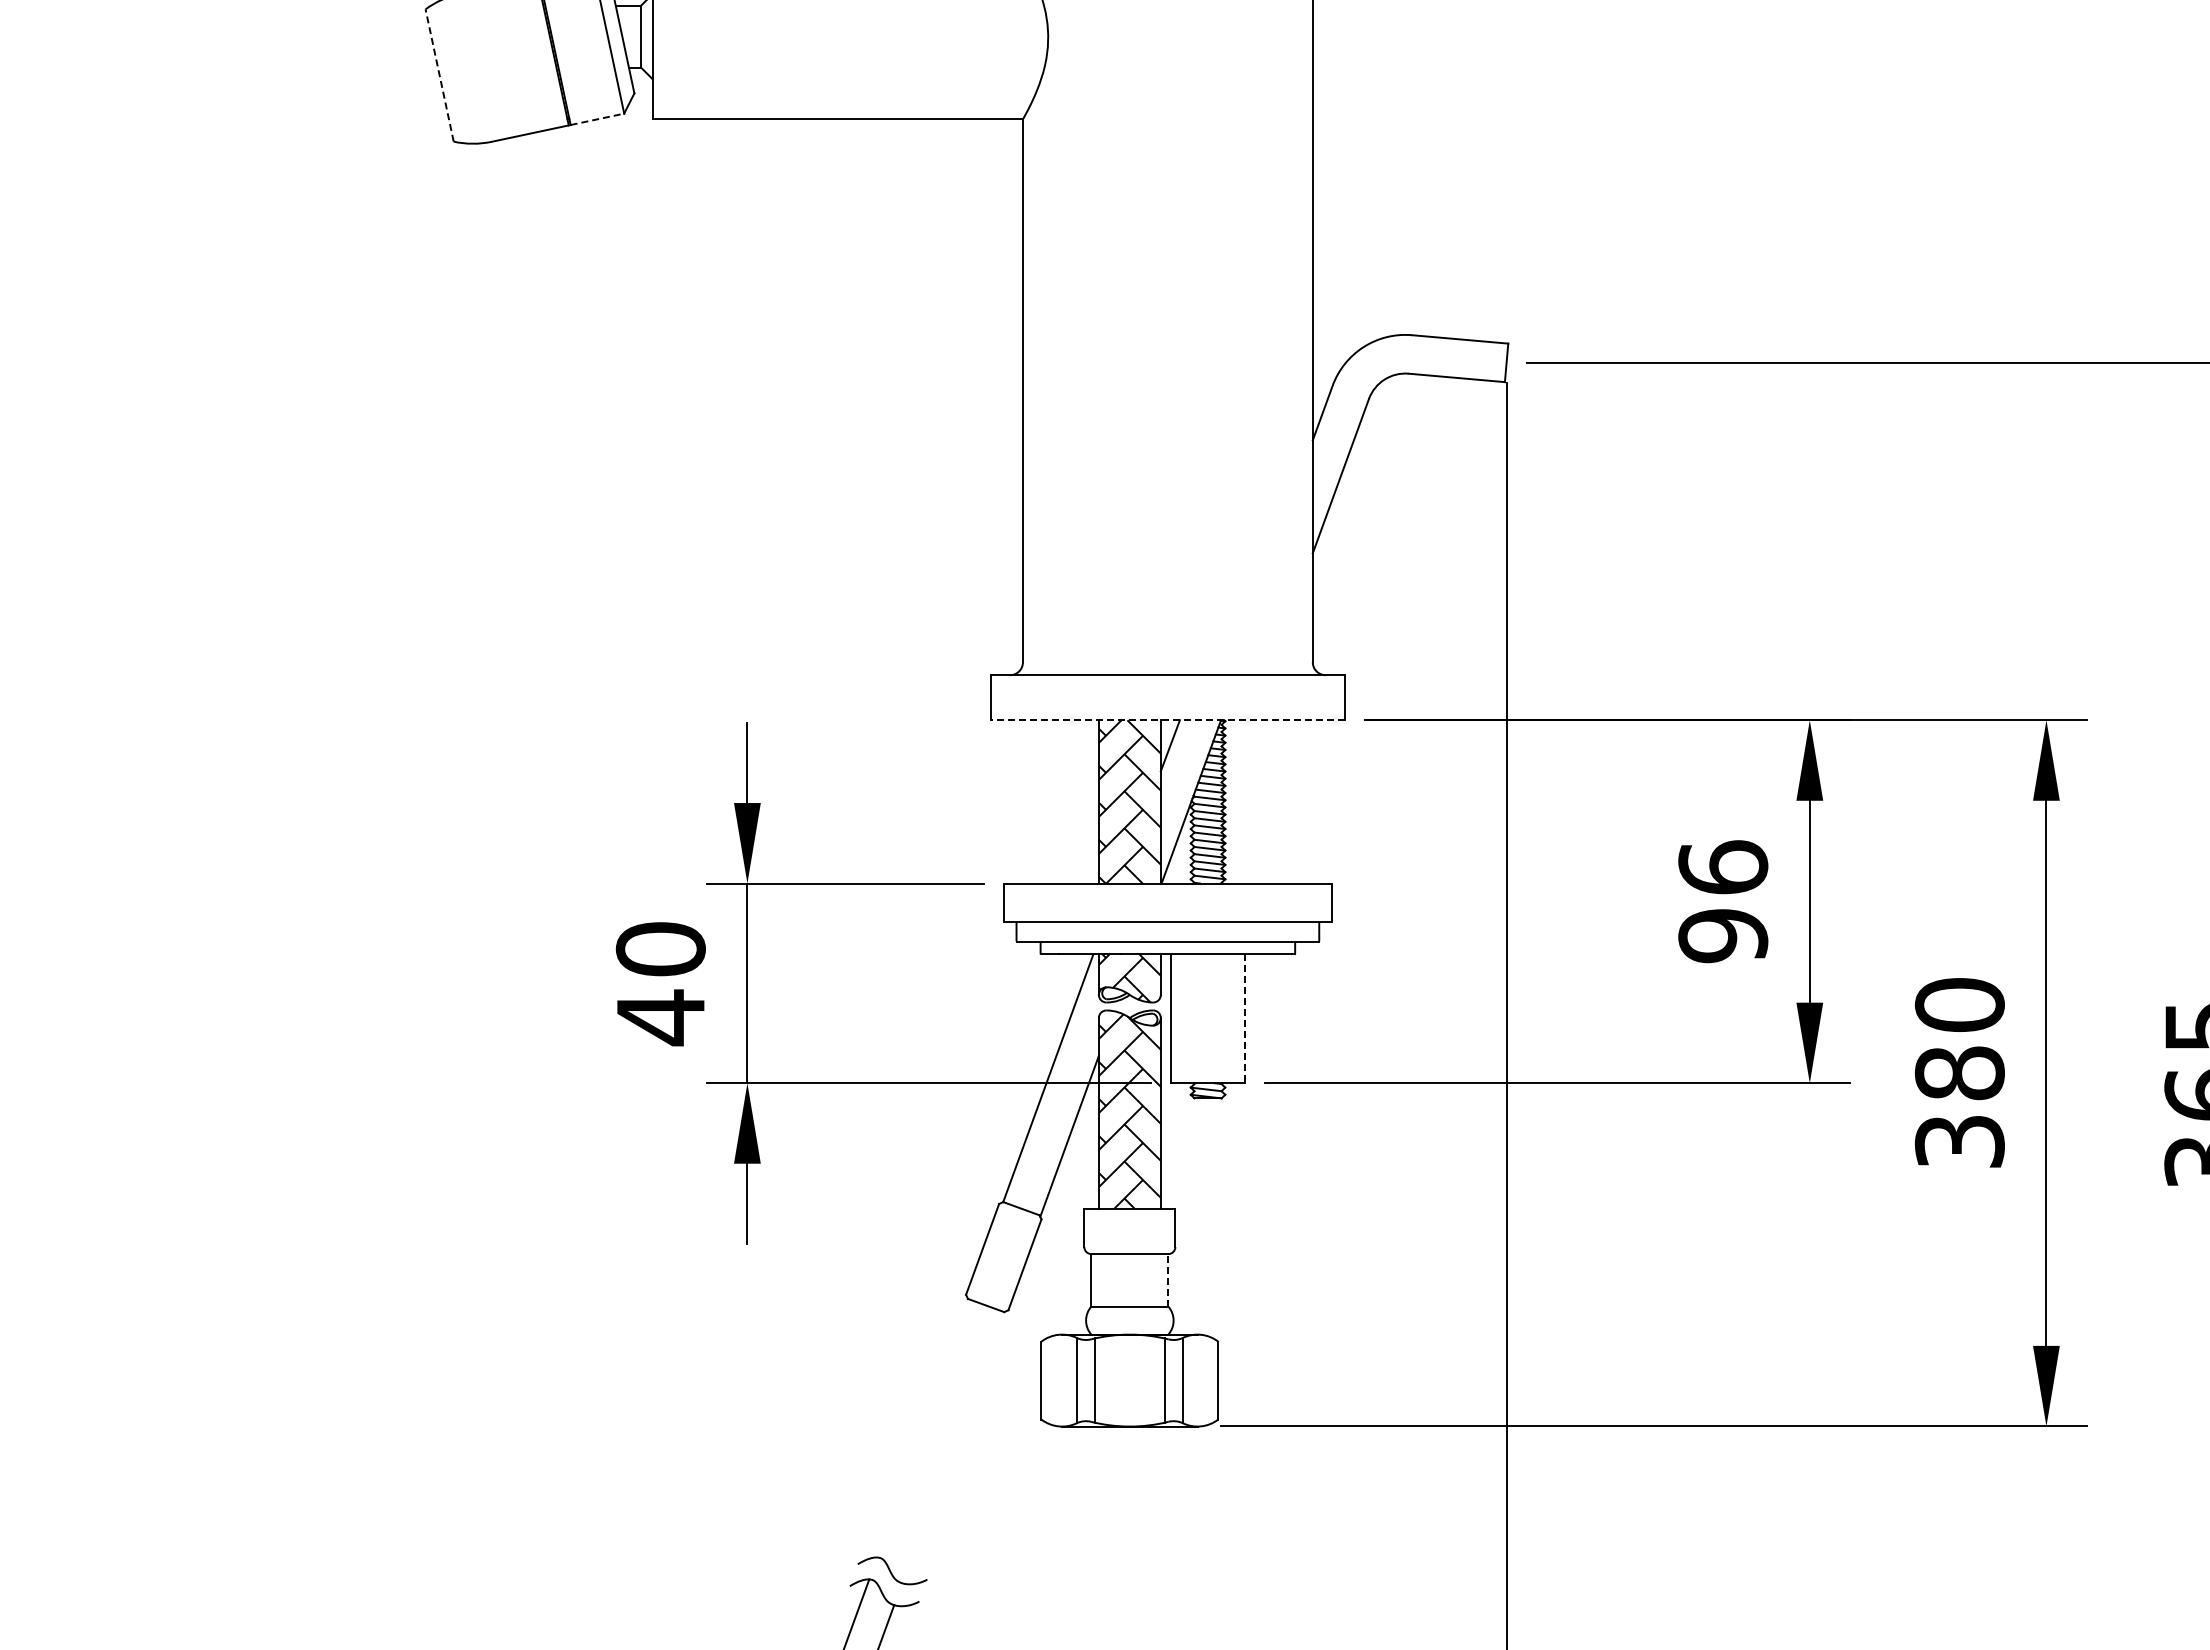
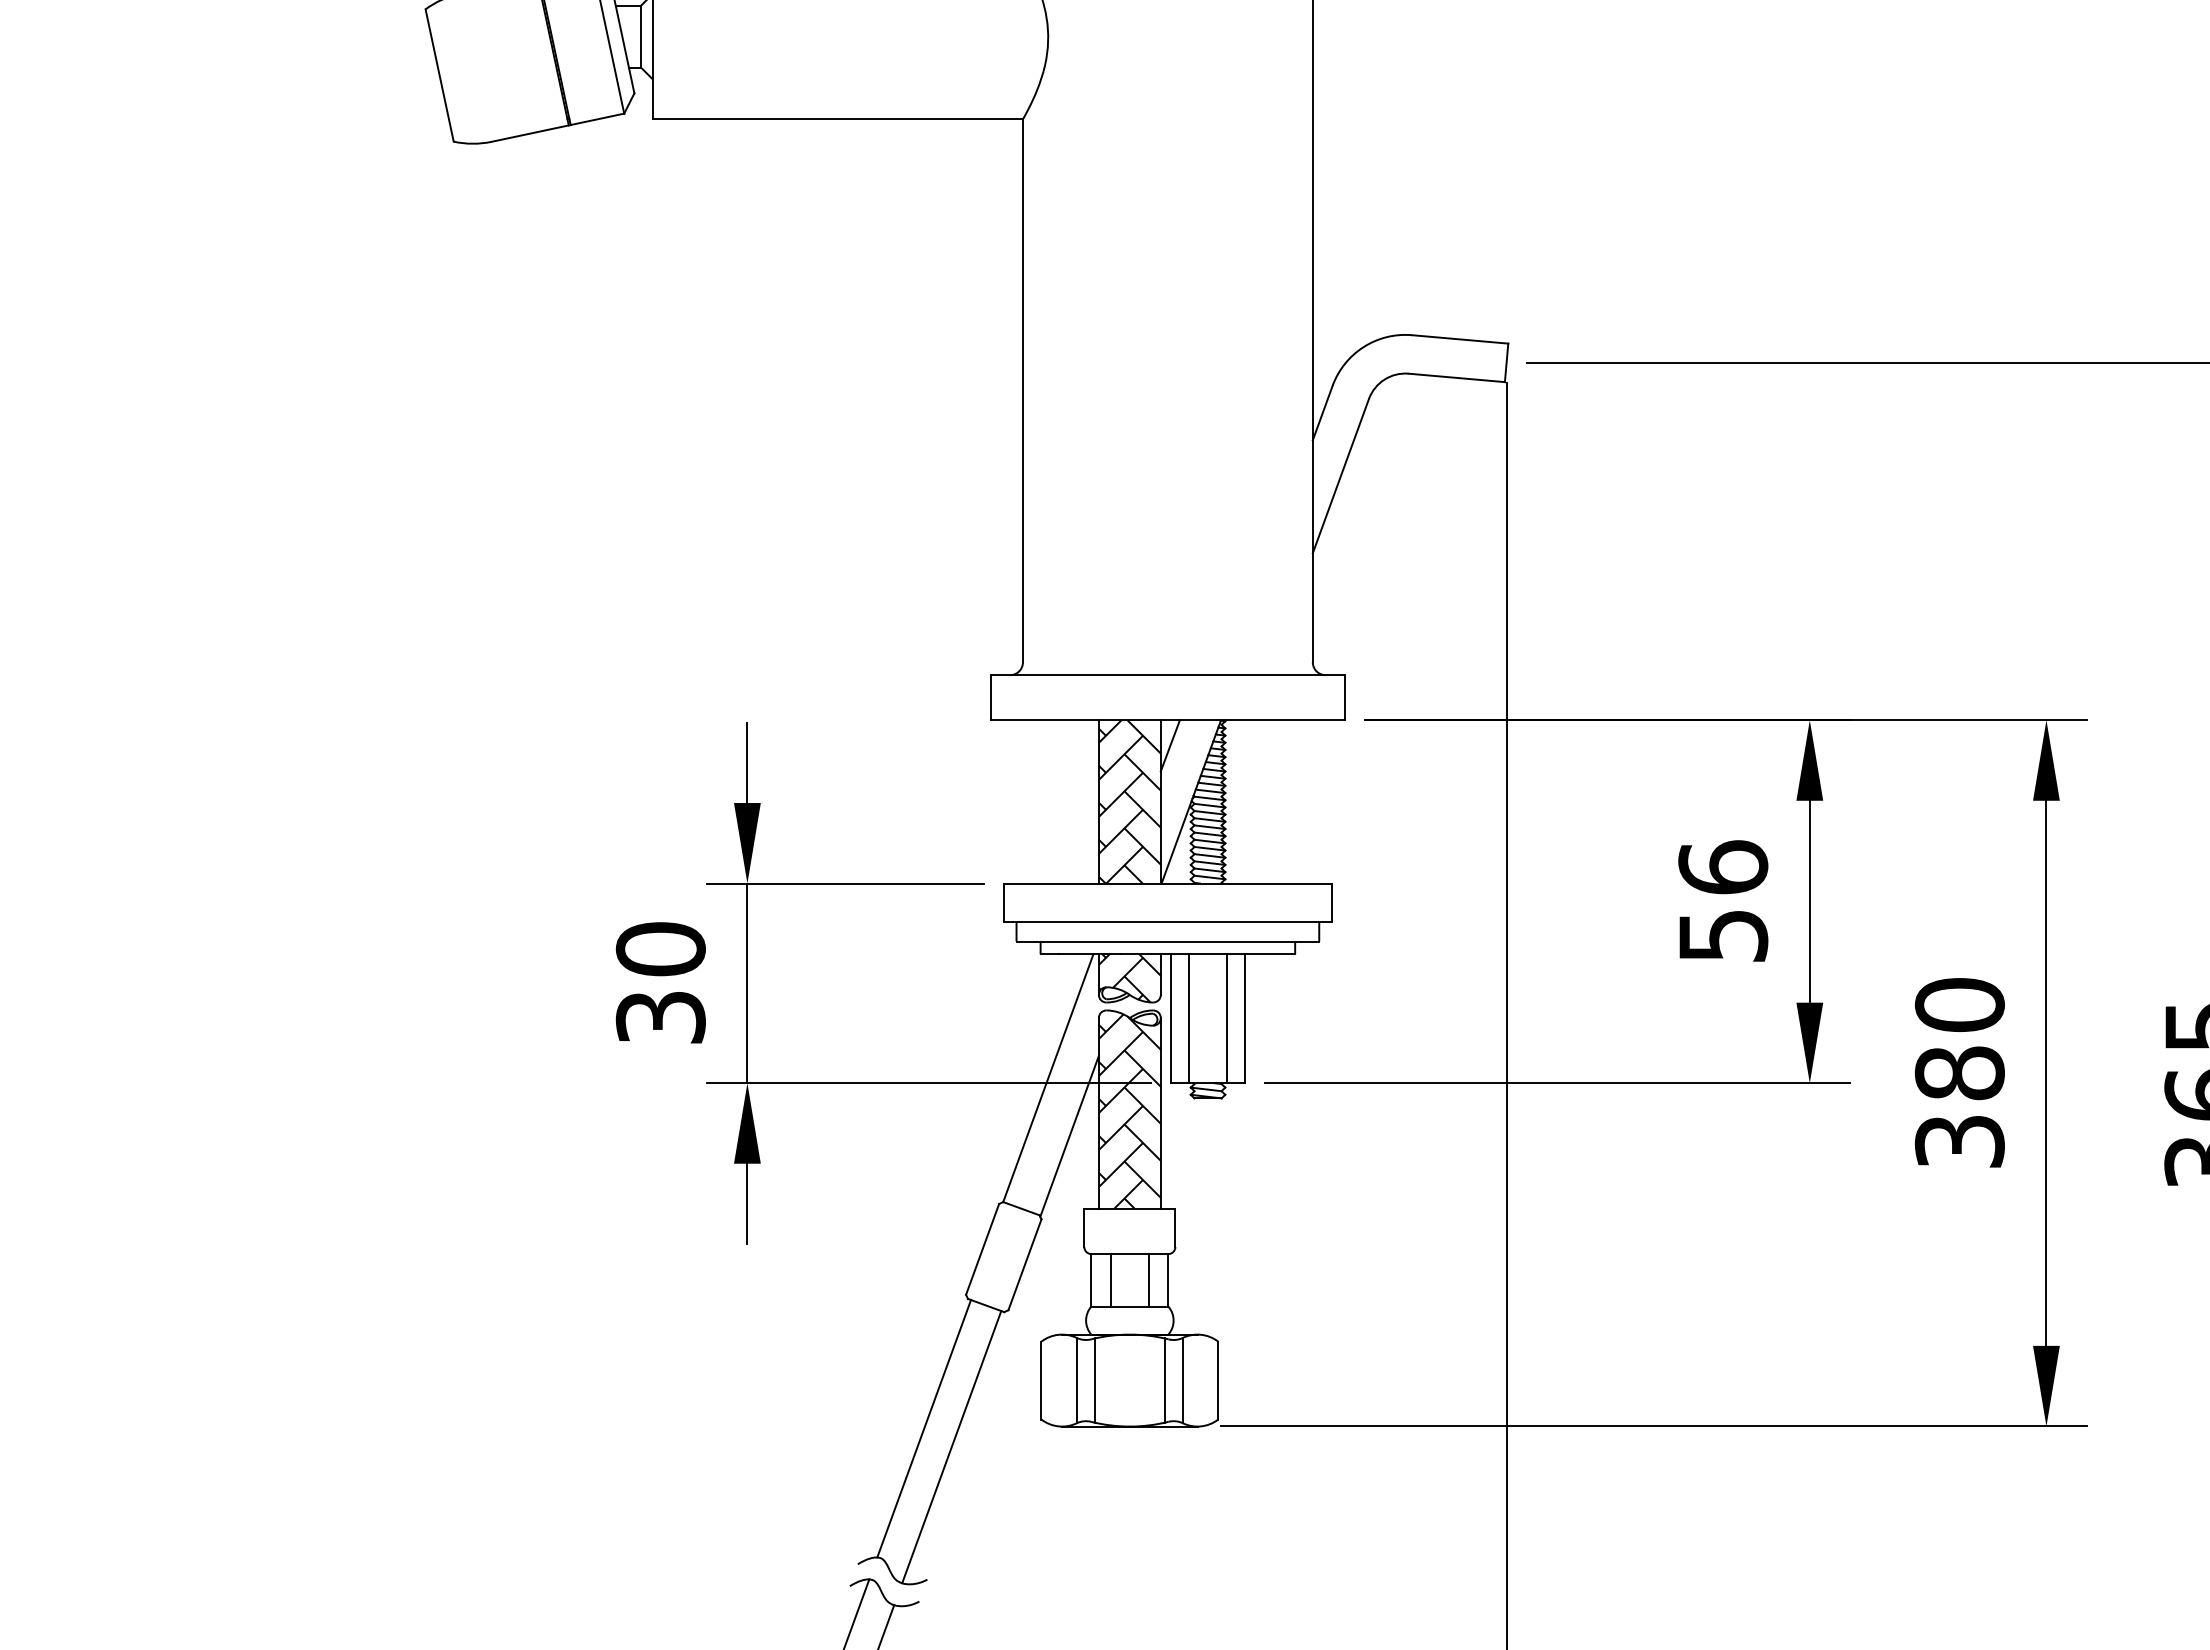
line: dashed -> solid (439, 75)
line: dashed -> solid (597, 119)
line: dashed -> solid (1167, 720)
text: 96 -> 56 (1723, 936)
text: 40 -> 30 (660, 1017)
line: none -> present (1189, 1018)
line: none -> present (1226, 1018)
line: dashed -> solid (1245, 1019)
line: dashed -> solid (1168, 1279)
line: none -> present (1110, 1280)
line: none -> present (1149, 1280)
line: none -> present (924, 1428)
line: none -> present (951, 1447)
